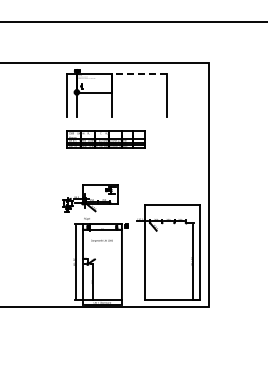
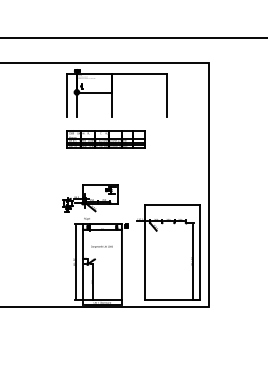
line position: (133, 21) -> (133, 37) (133, 37)
line: dashed -> solid (138, 74)
text position: (101, 240) -> (101, 246) (101, 246)
